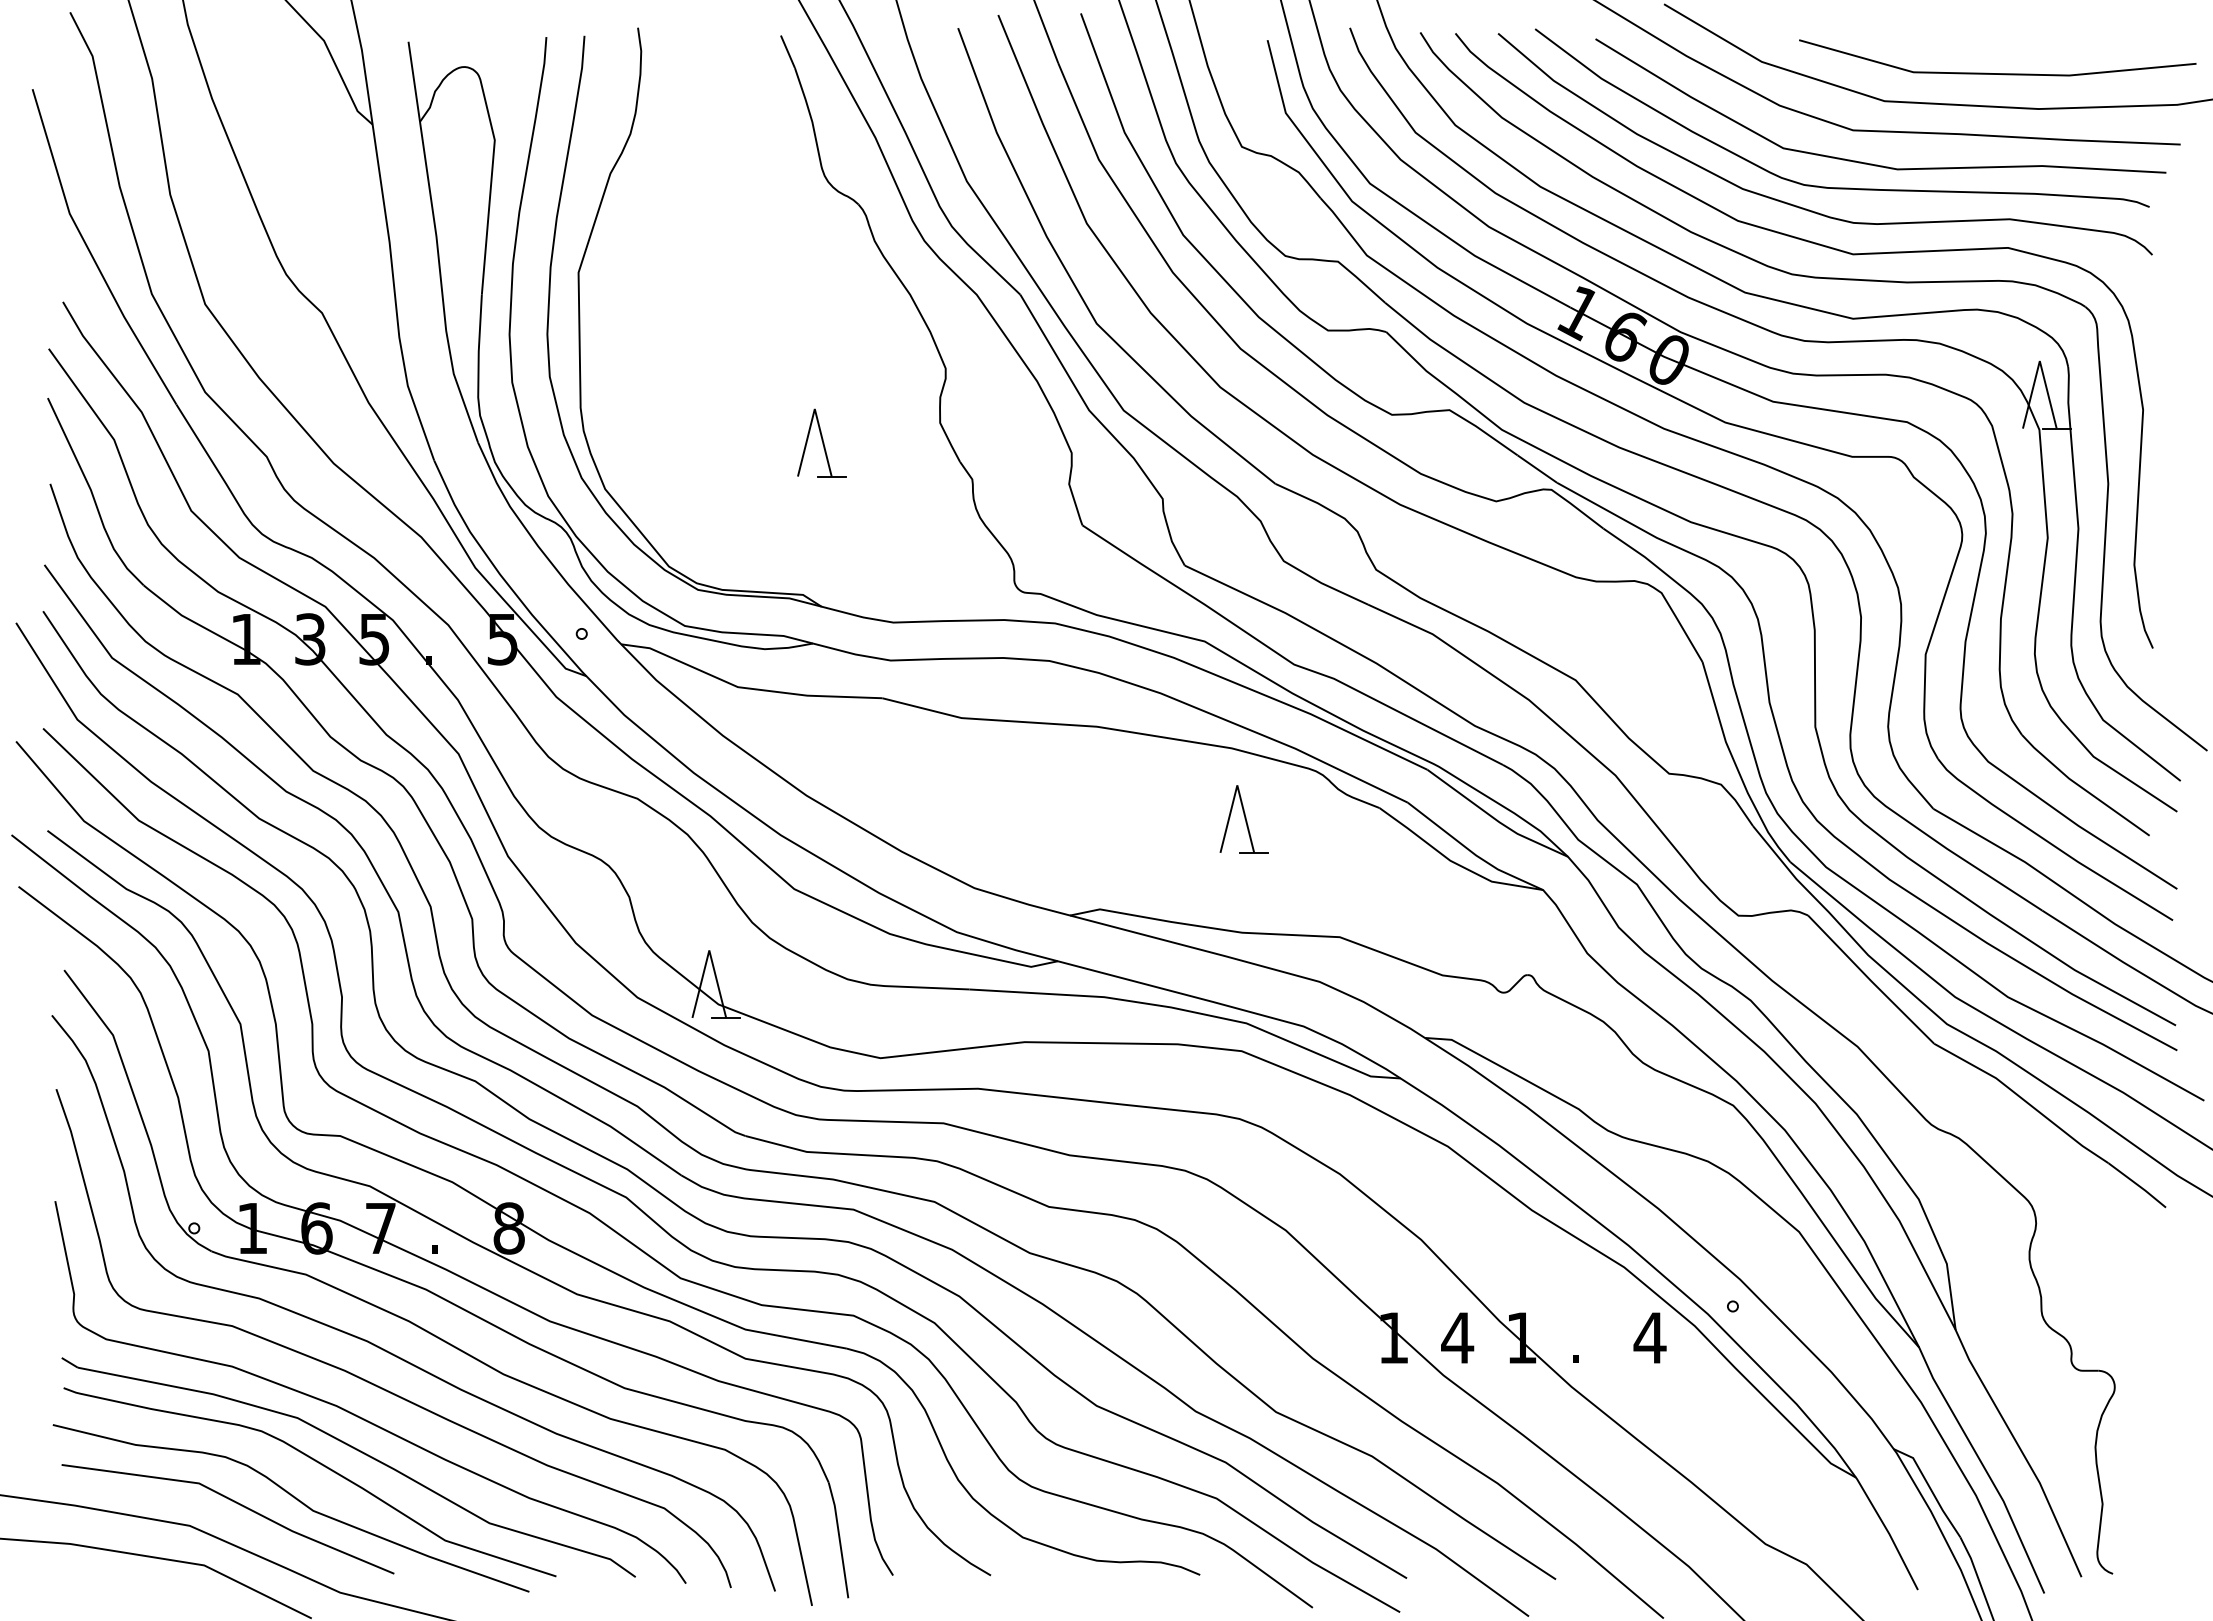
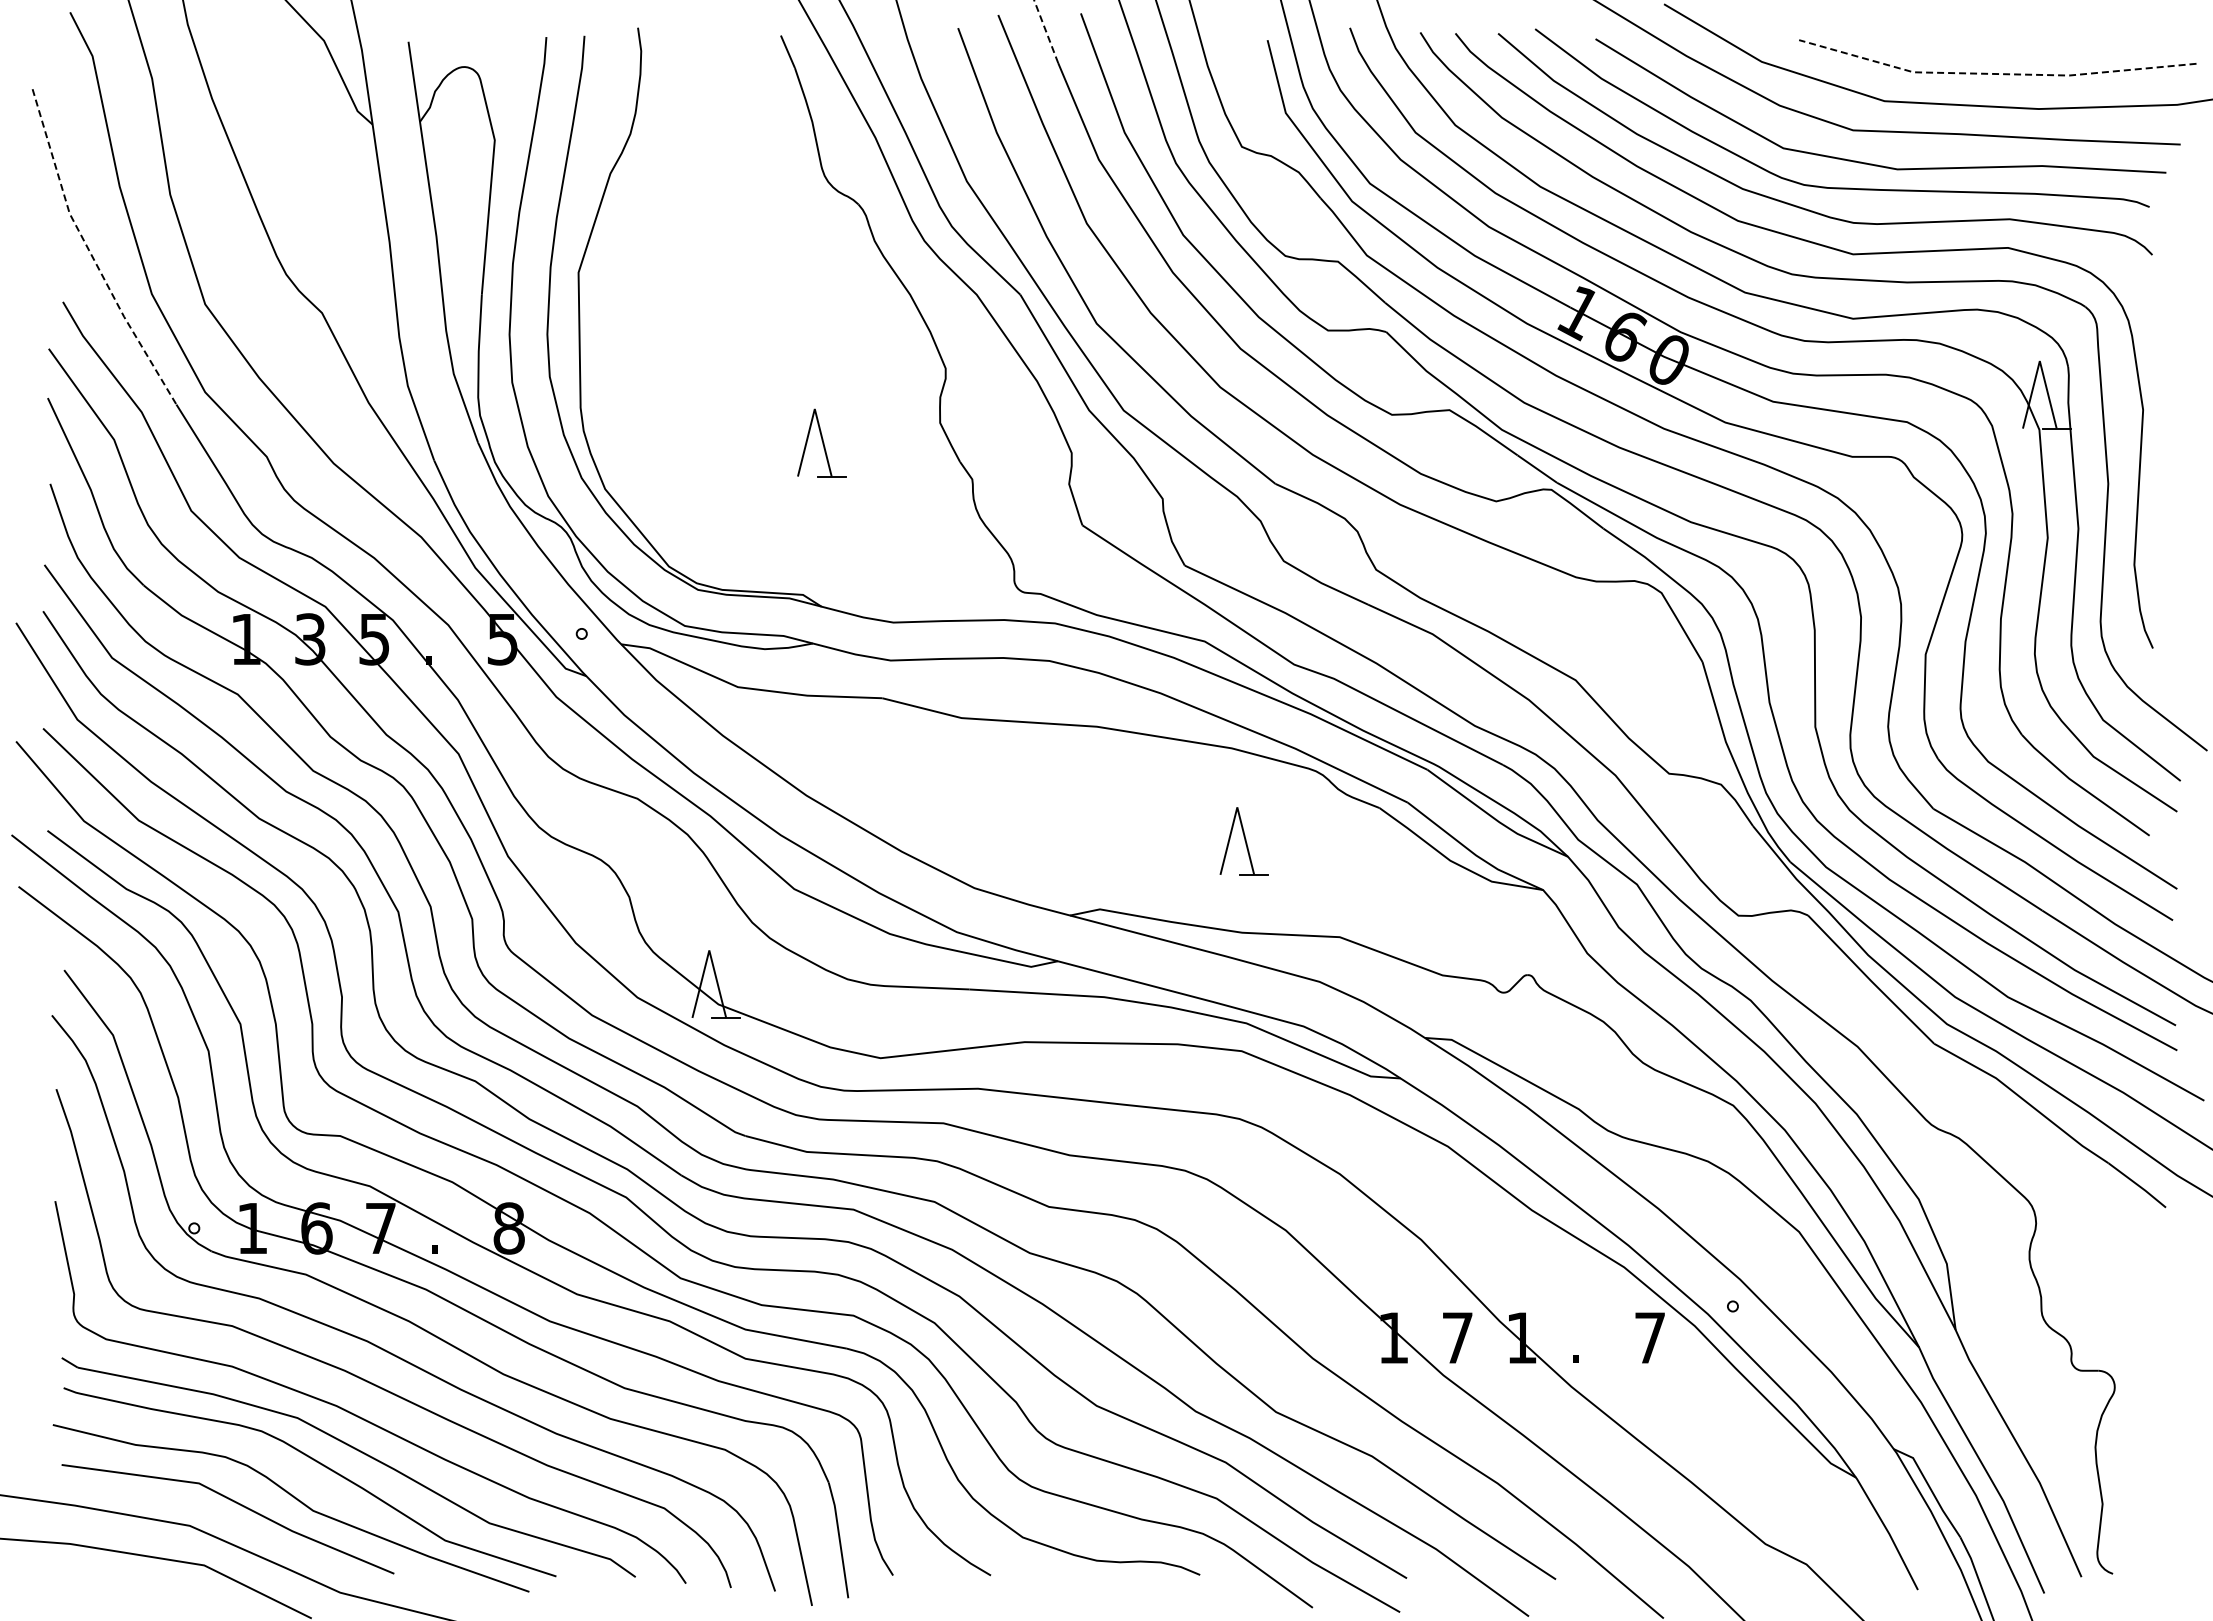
line: solid -> dashed (1046, 31)
line: solid -> dashed (1995, 74)
line: solid -> dashed (90, 253)
part position: (1243, 819) -> (1243, 841) (1243, 841)
text: 4 -> 7 (1457, 1337)
text: 4 -> 7 (1649, 1337)
